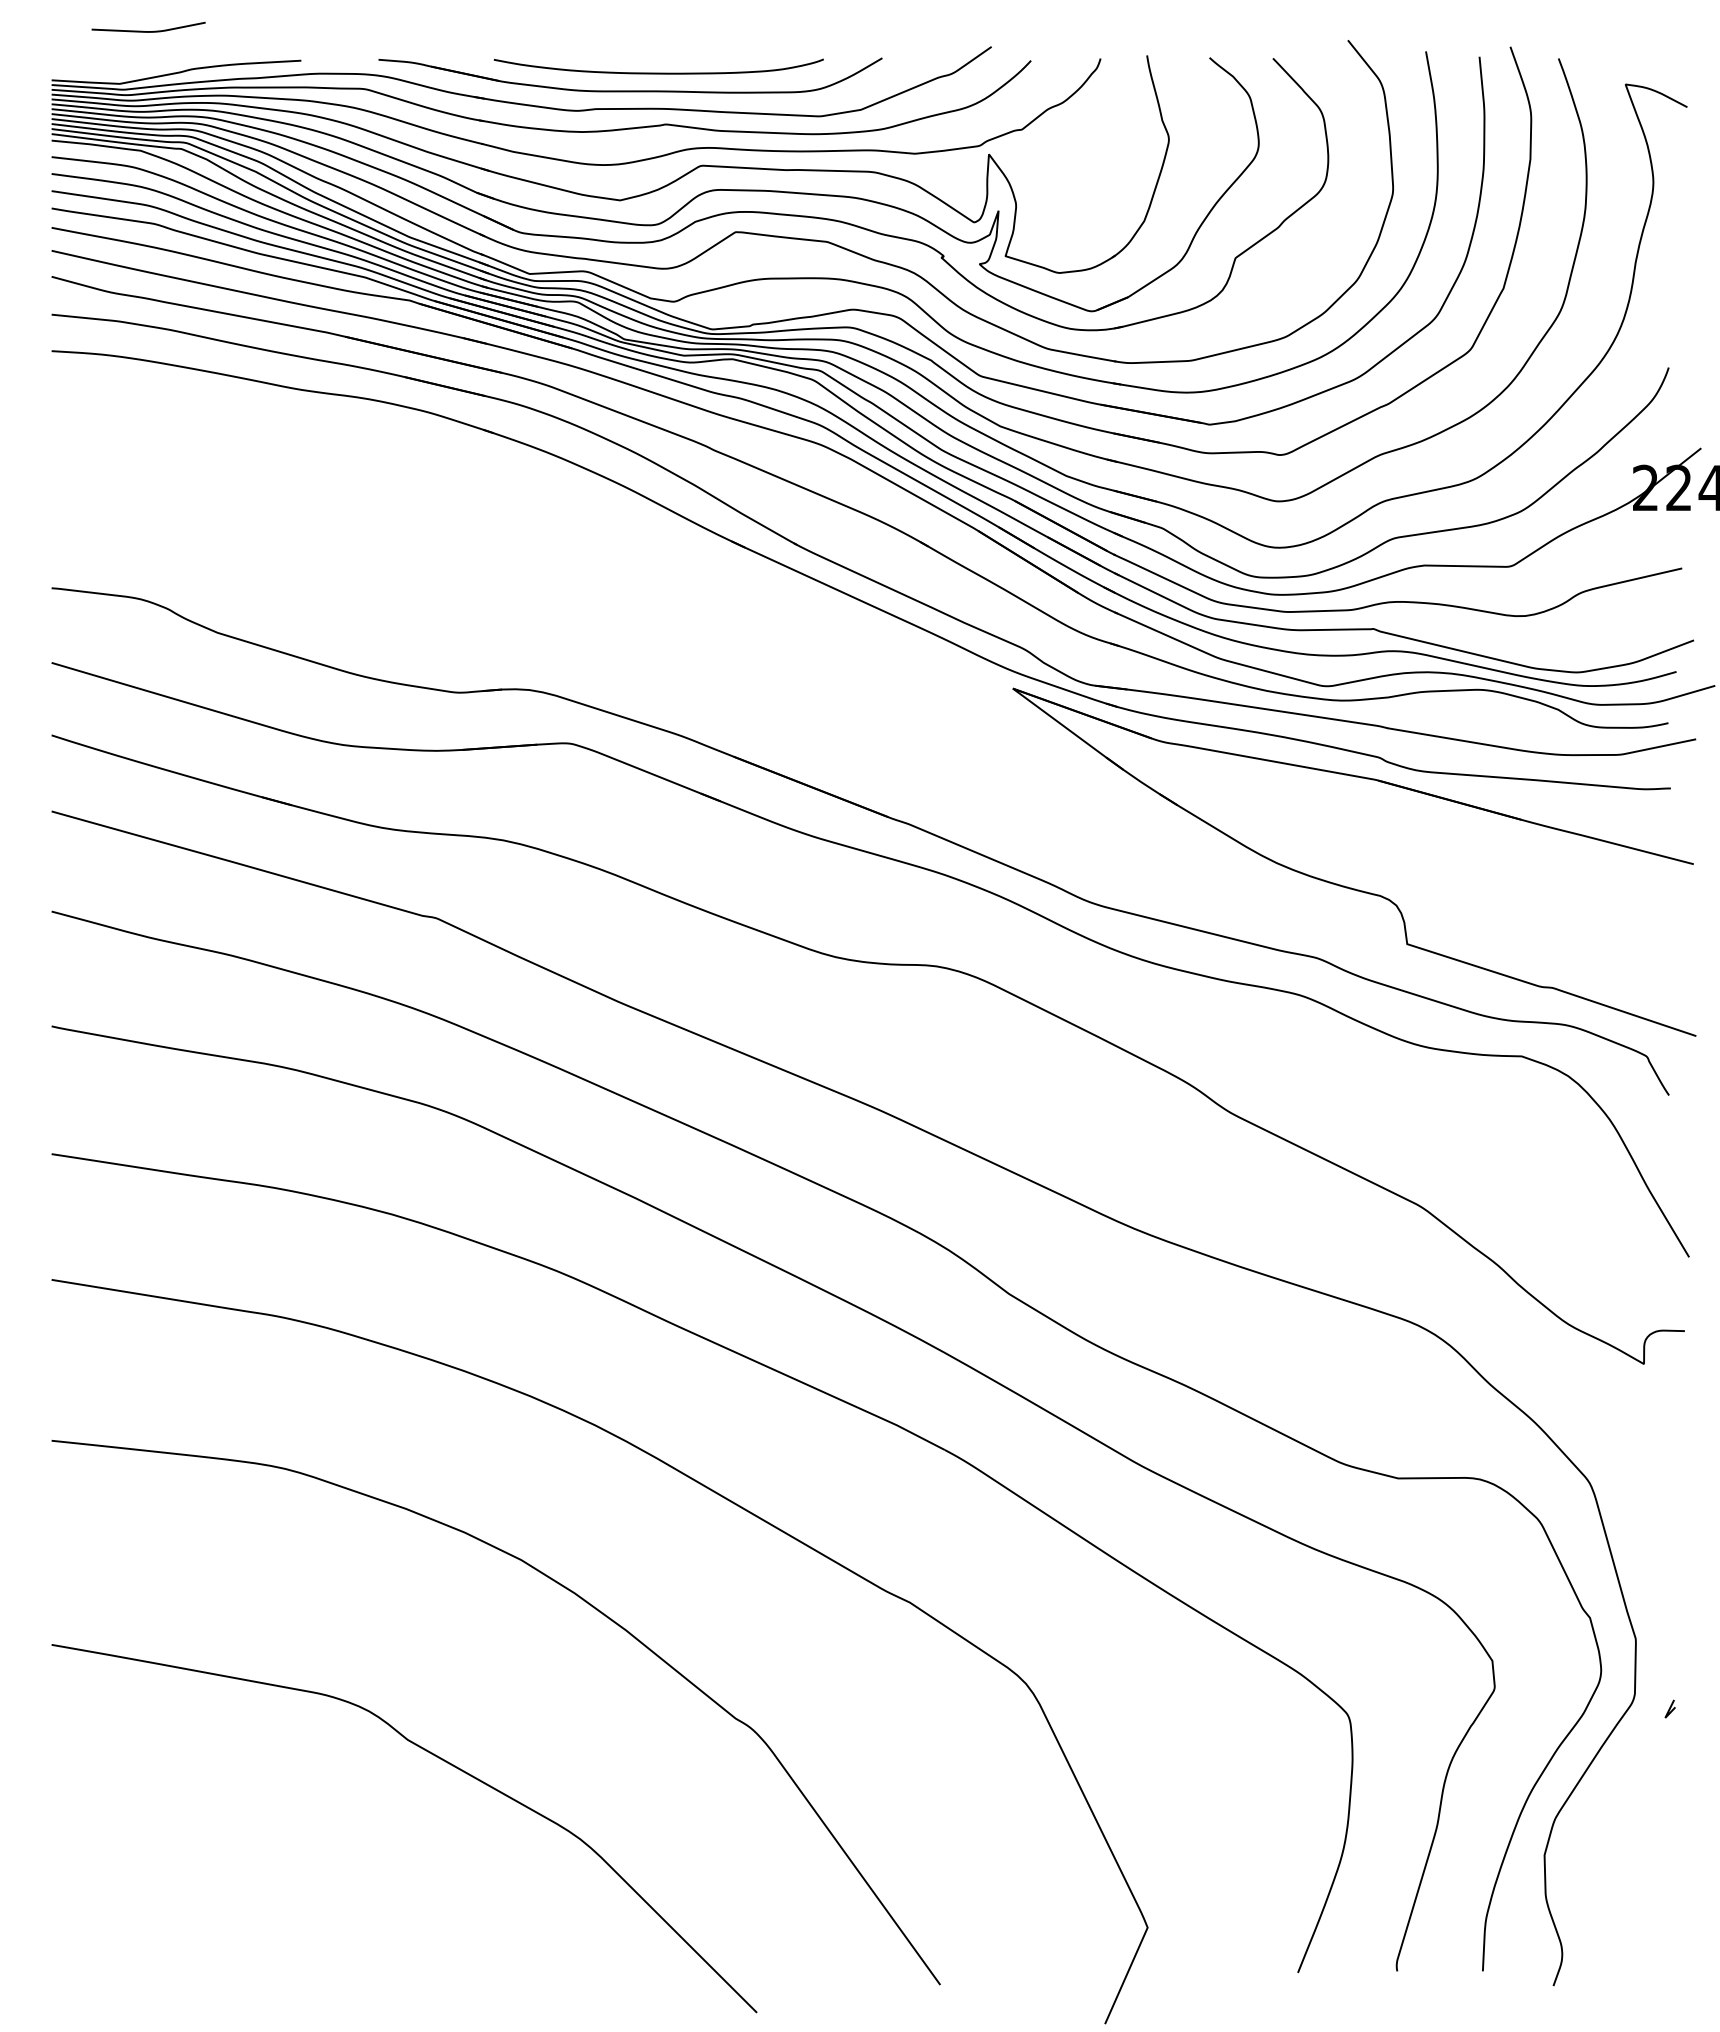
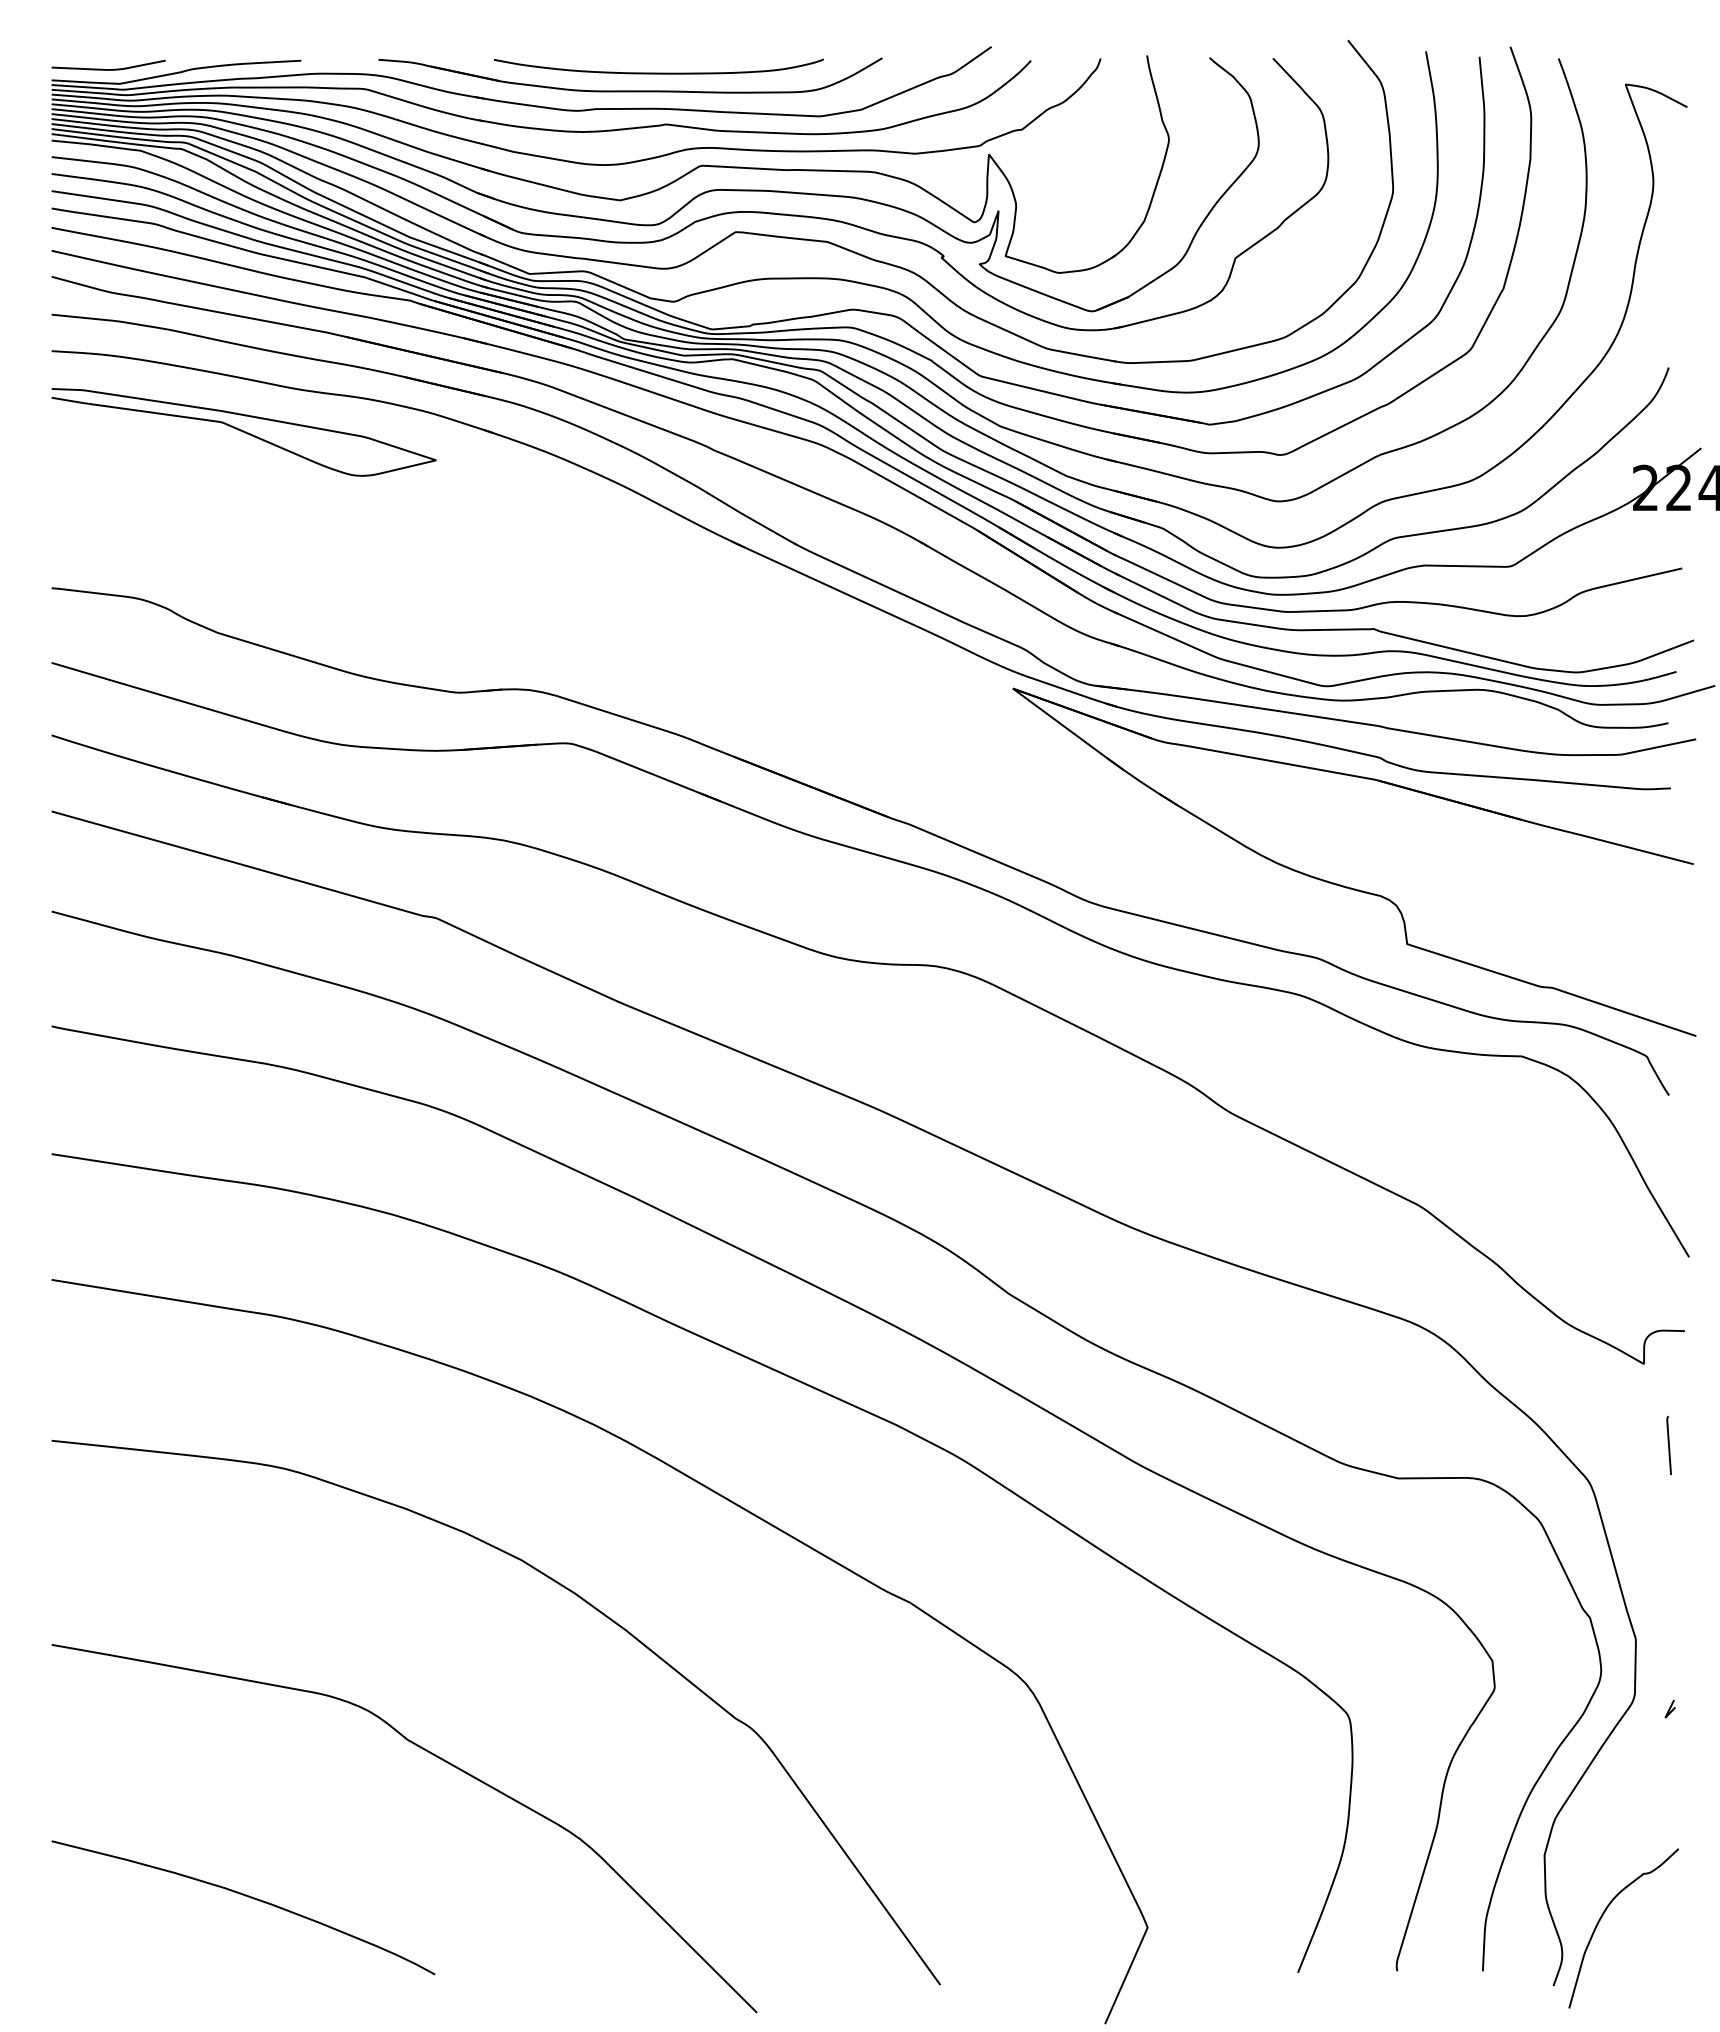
curve position: (148, 31) -> (108, 69) (108, 69)
part: none -> present (243, 432)
line: none -> present (1668, 1444)
curve: none -> present (245, 1896)
curve: none -> present (1602, 1917)
